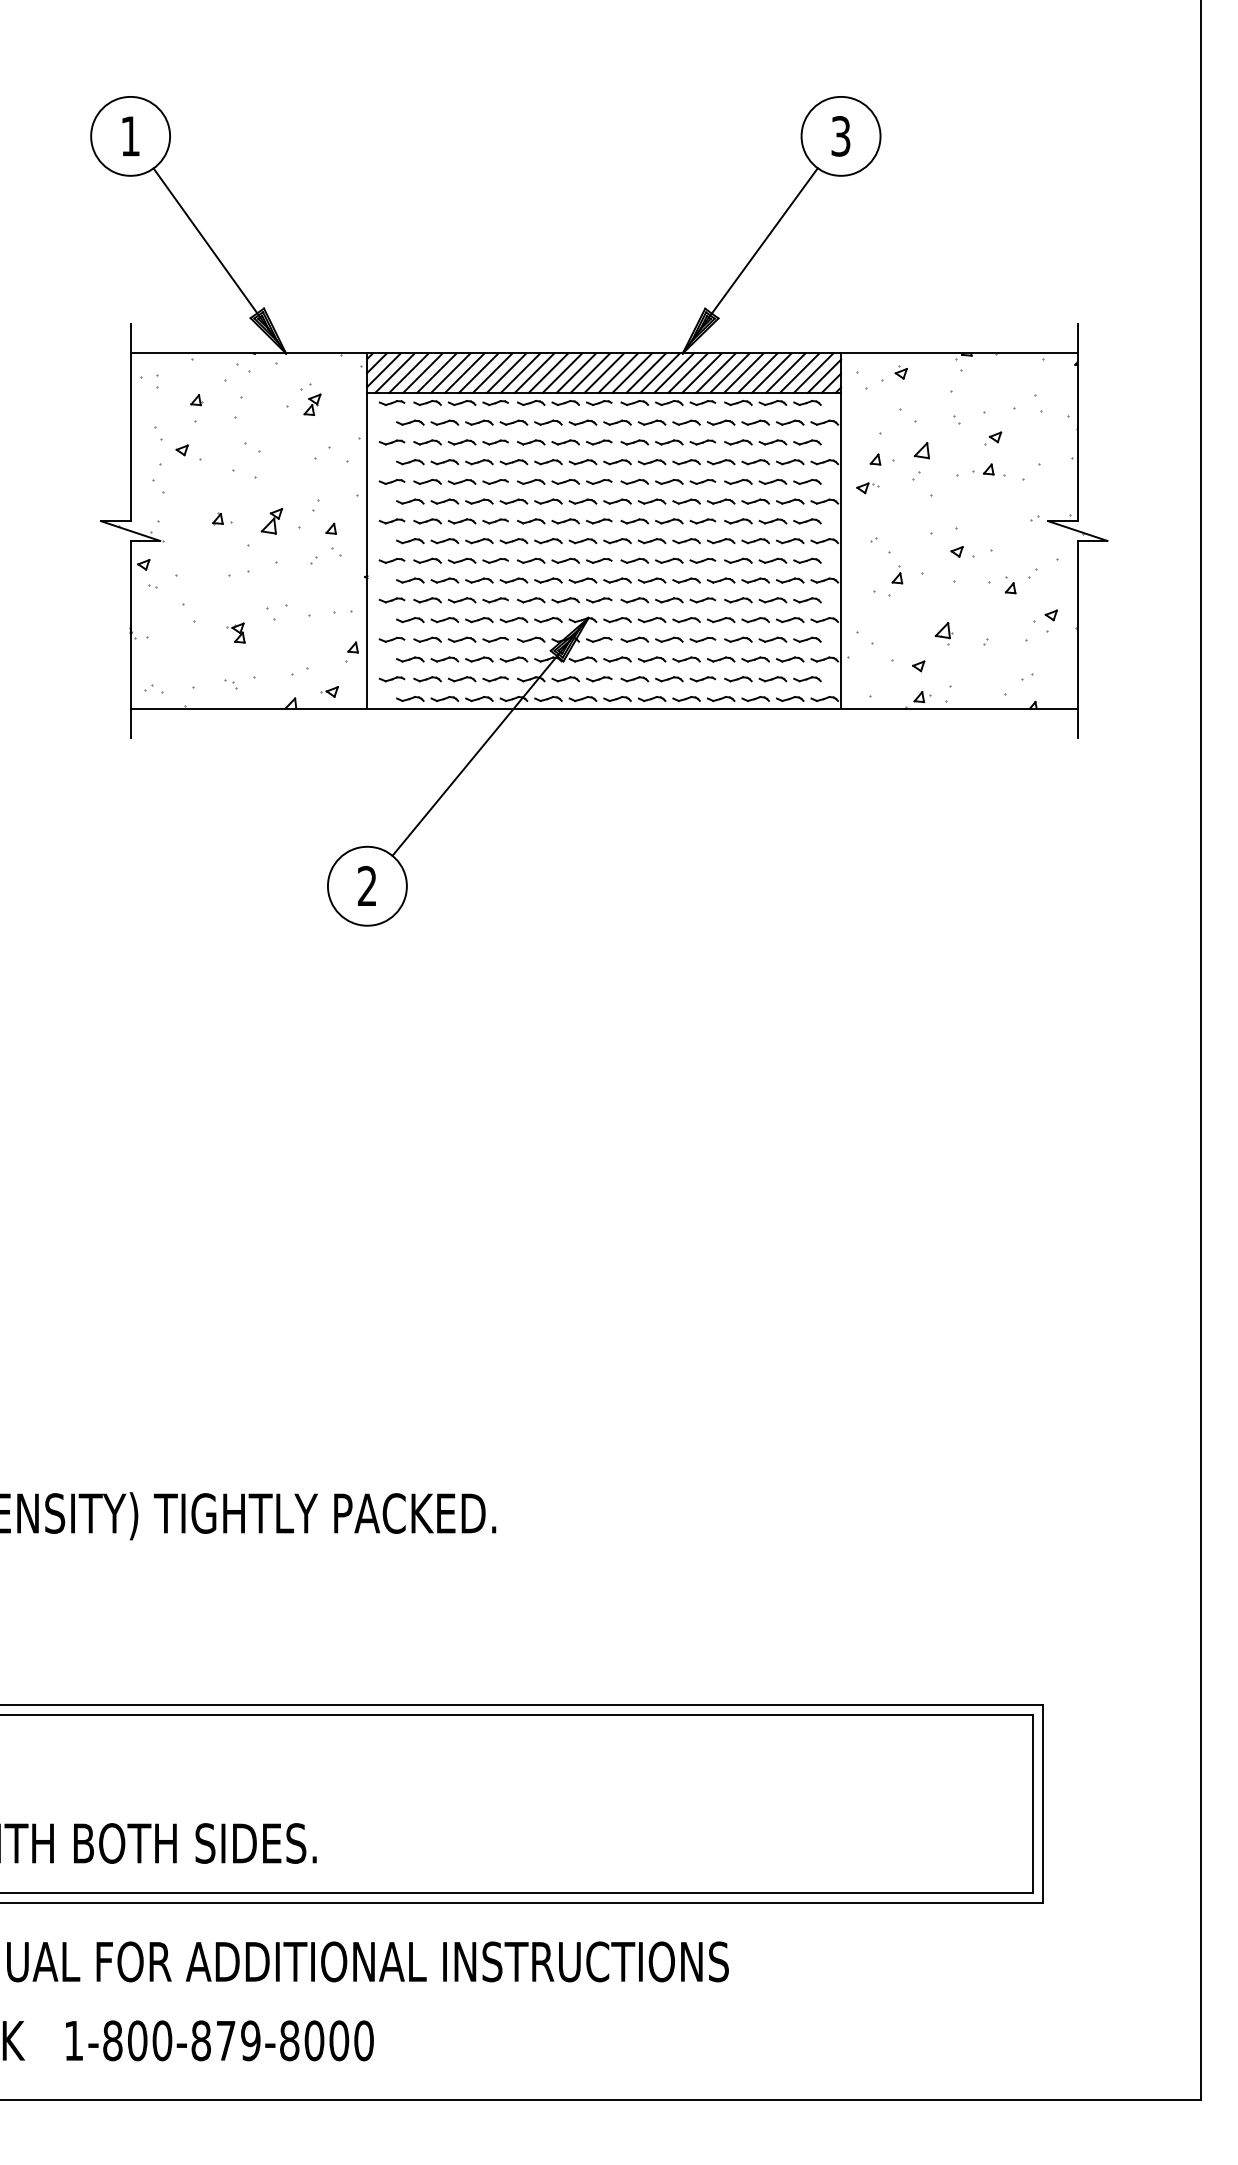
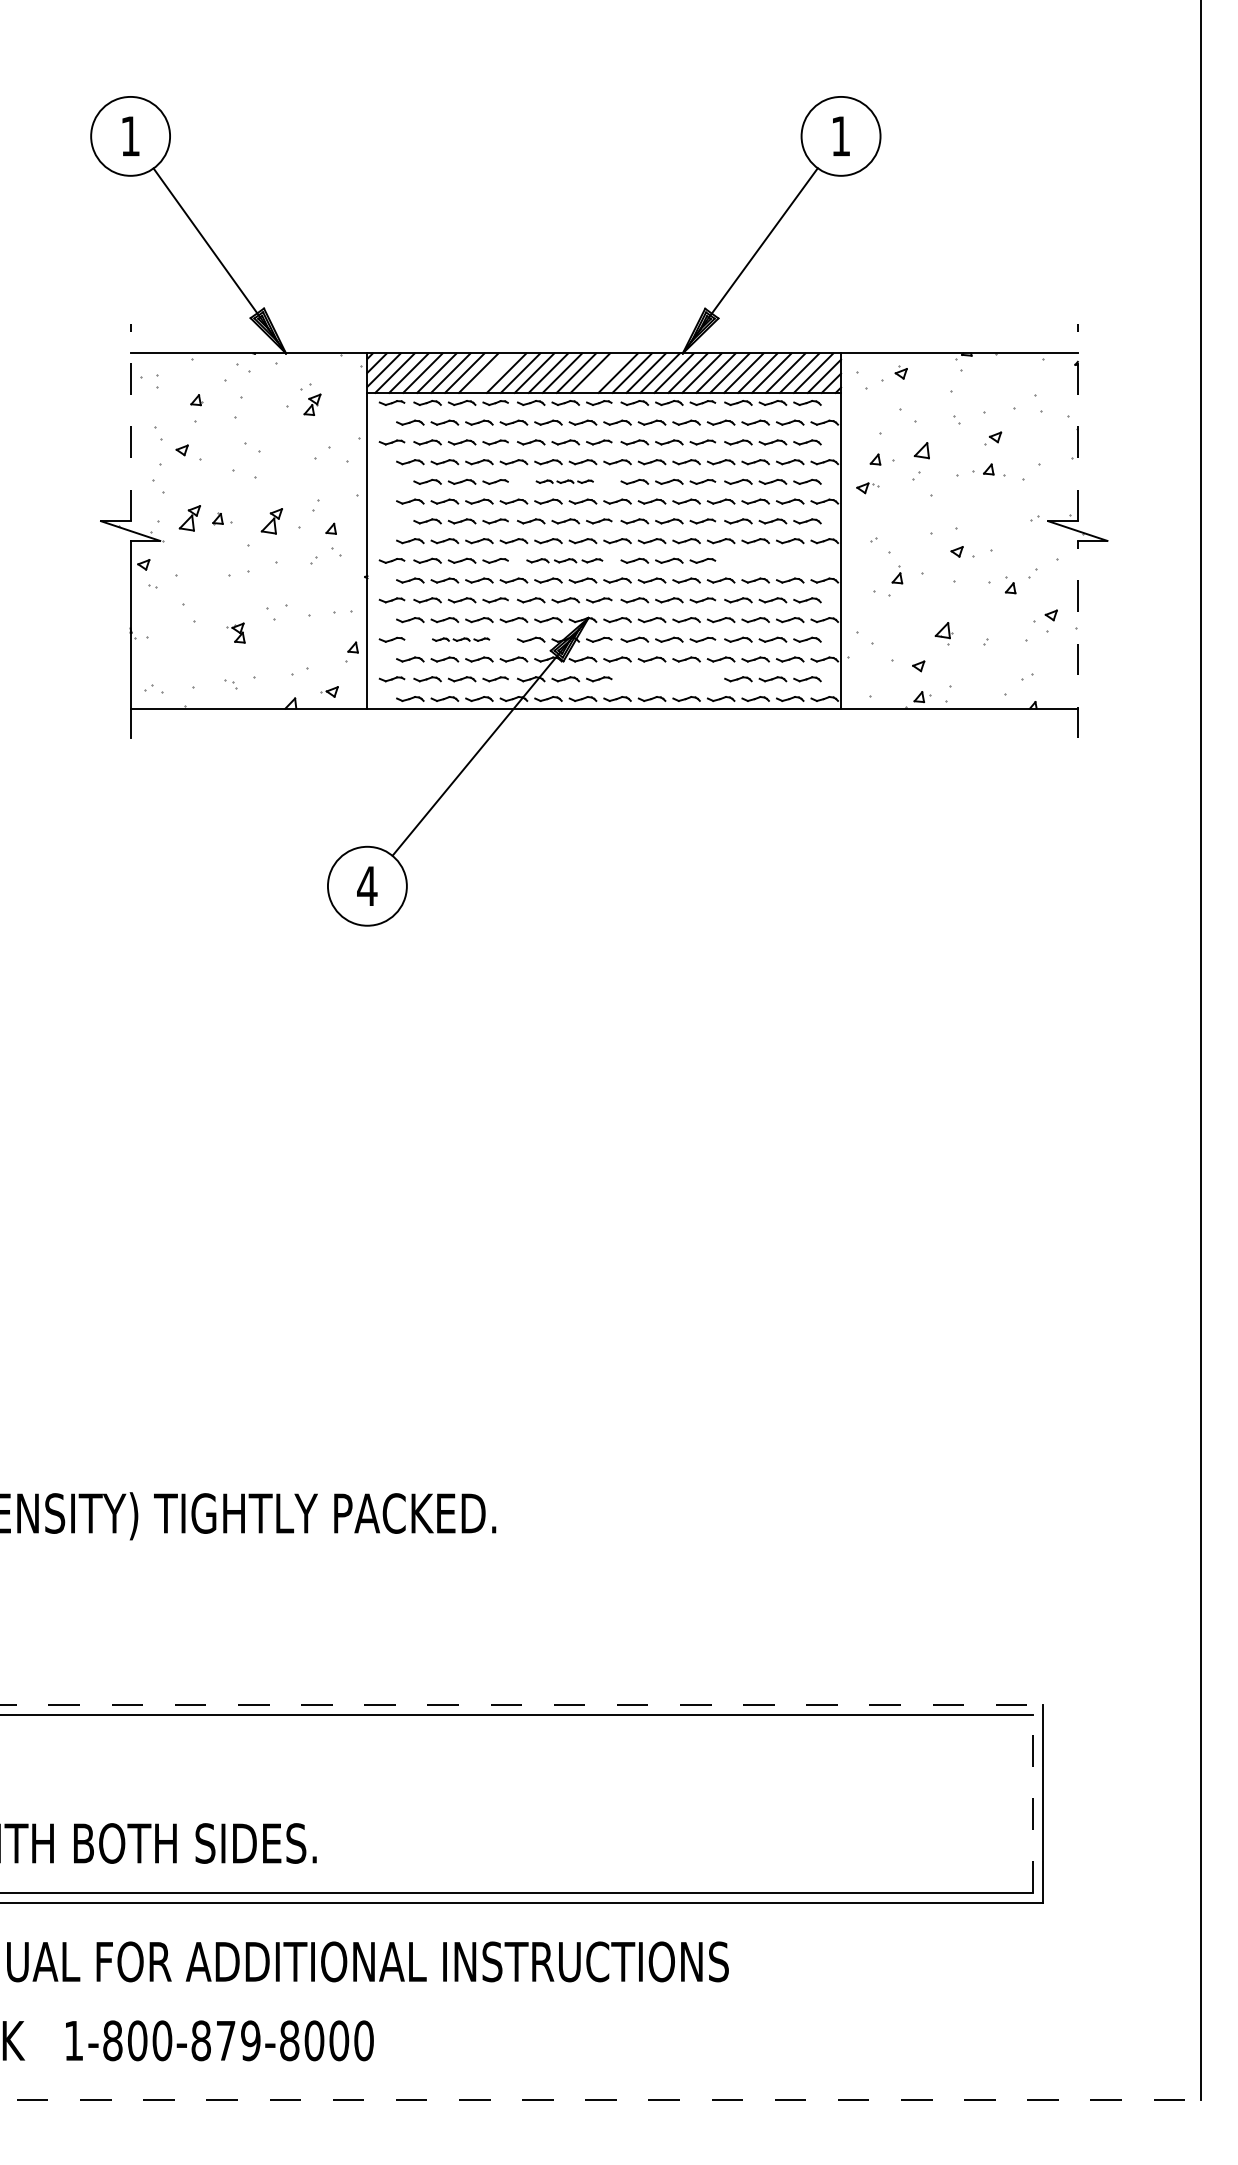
text: 3 -> 1 (840, 136)
line: present -> none (492, 372)
line: present -> none (604, 372)
line: solid -> dashed (130, 422)
line: solid -> dashed (1077, 422)
part: present -> none (391, 481)
part size: 96x7 px -> 59x5 px (564, 481)
part: none -> present (189, 518)
part: present -> none (391, 521)
part size: 96x7 px -> 78x6 px (564, 560)
part: present -> none (772, 560)
part size: 96x7 px -> 59x5 px (461, 639)
line: solid -> dashed (1077, 639)
part: present -> none (668, 679)
text: 2 -> 4 (367, 885)
line: solid -> dashed (522, 1705)
line: solid -> dashed (1033, 1804)
line: solid -> dashed (601, 2100)
